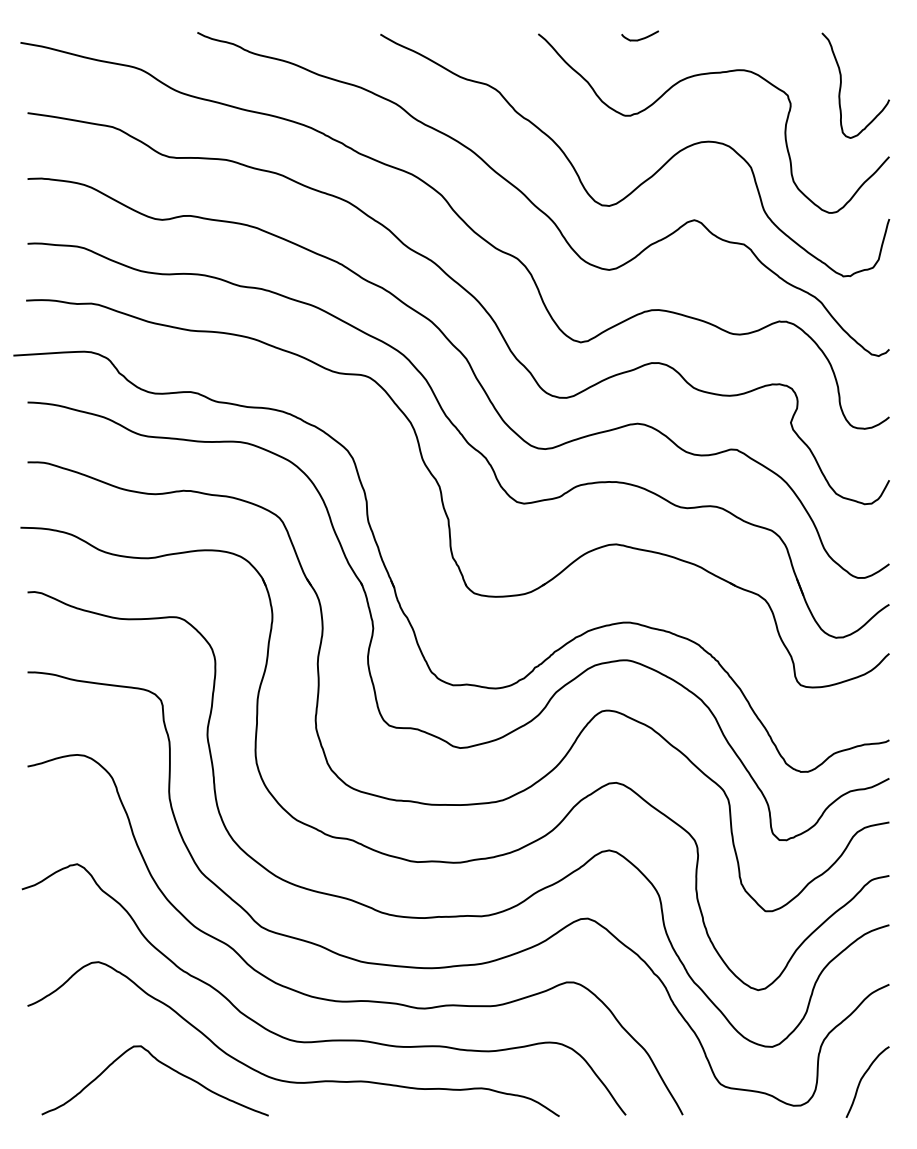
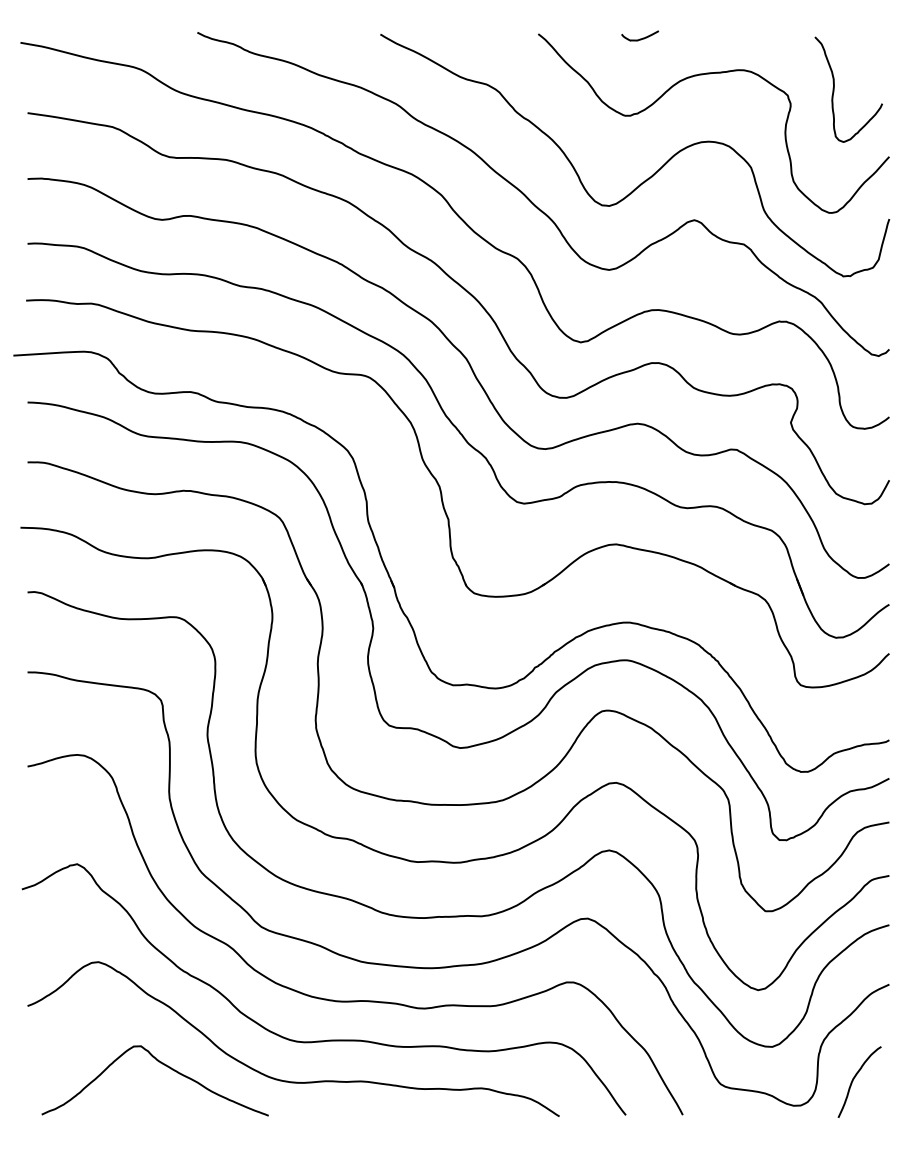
curve position: (841, 85) -> (834, 89) (834, 89)
curve position: (862, 1079) -> (854, 1079) (854, 1079)
